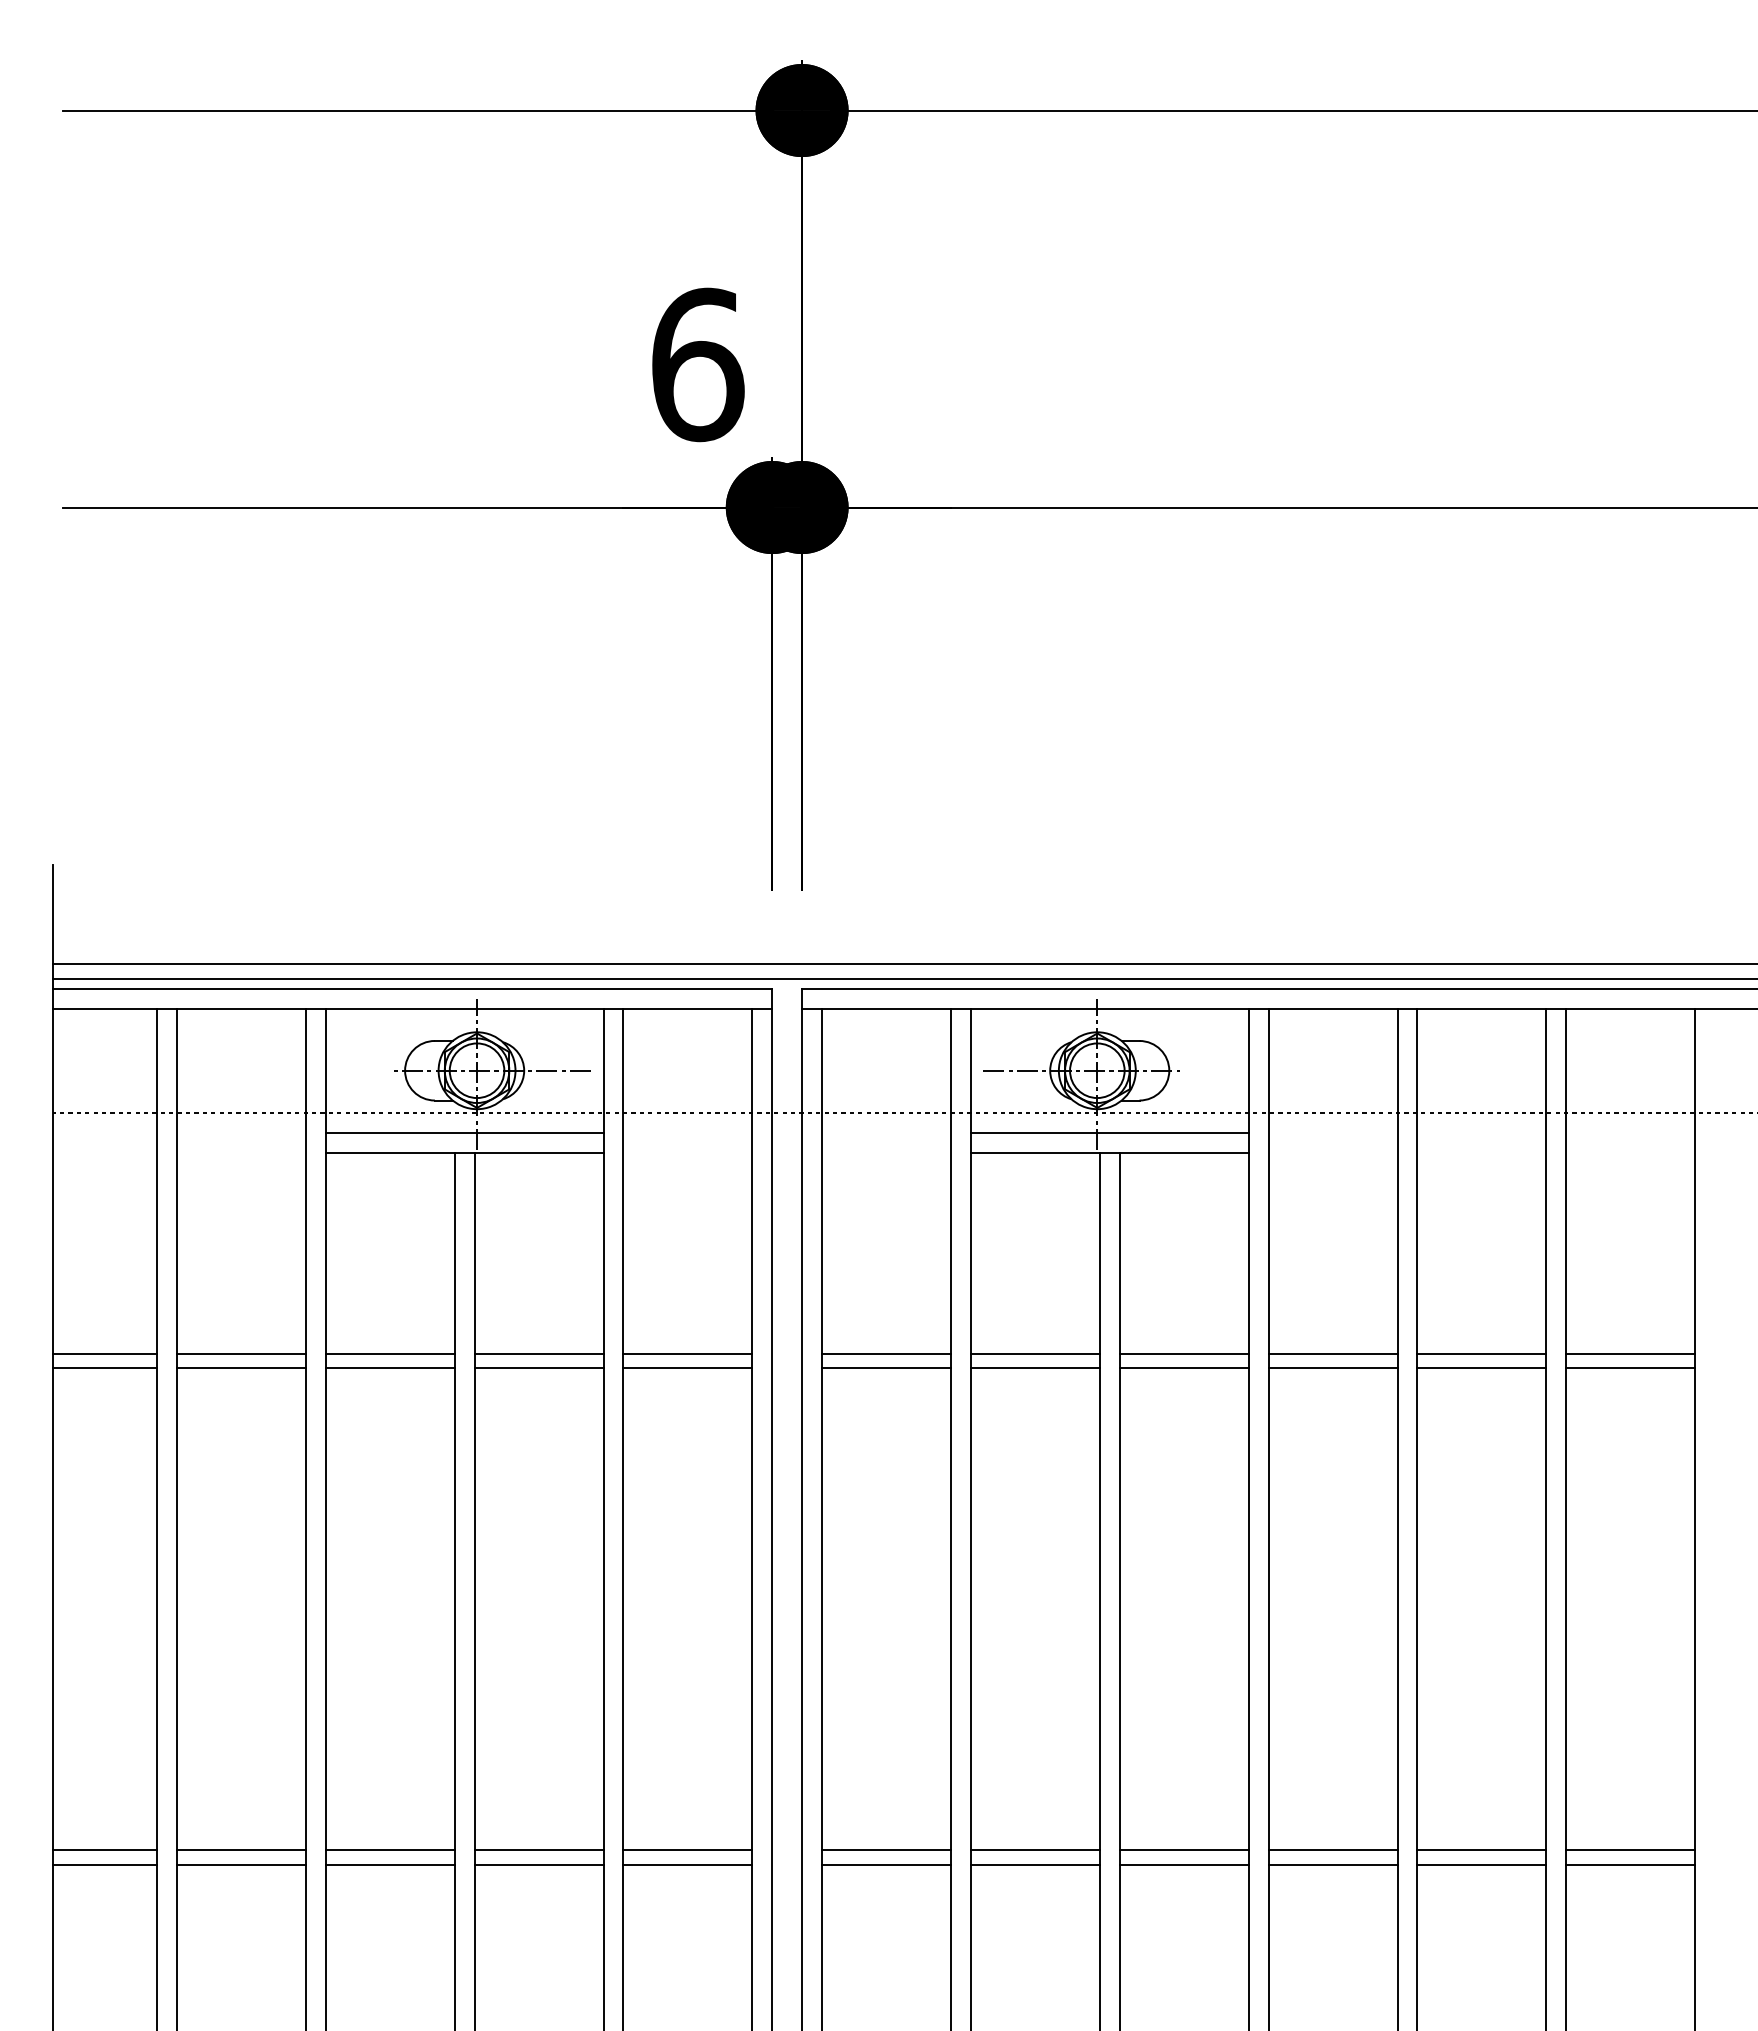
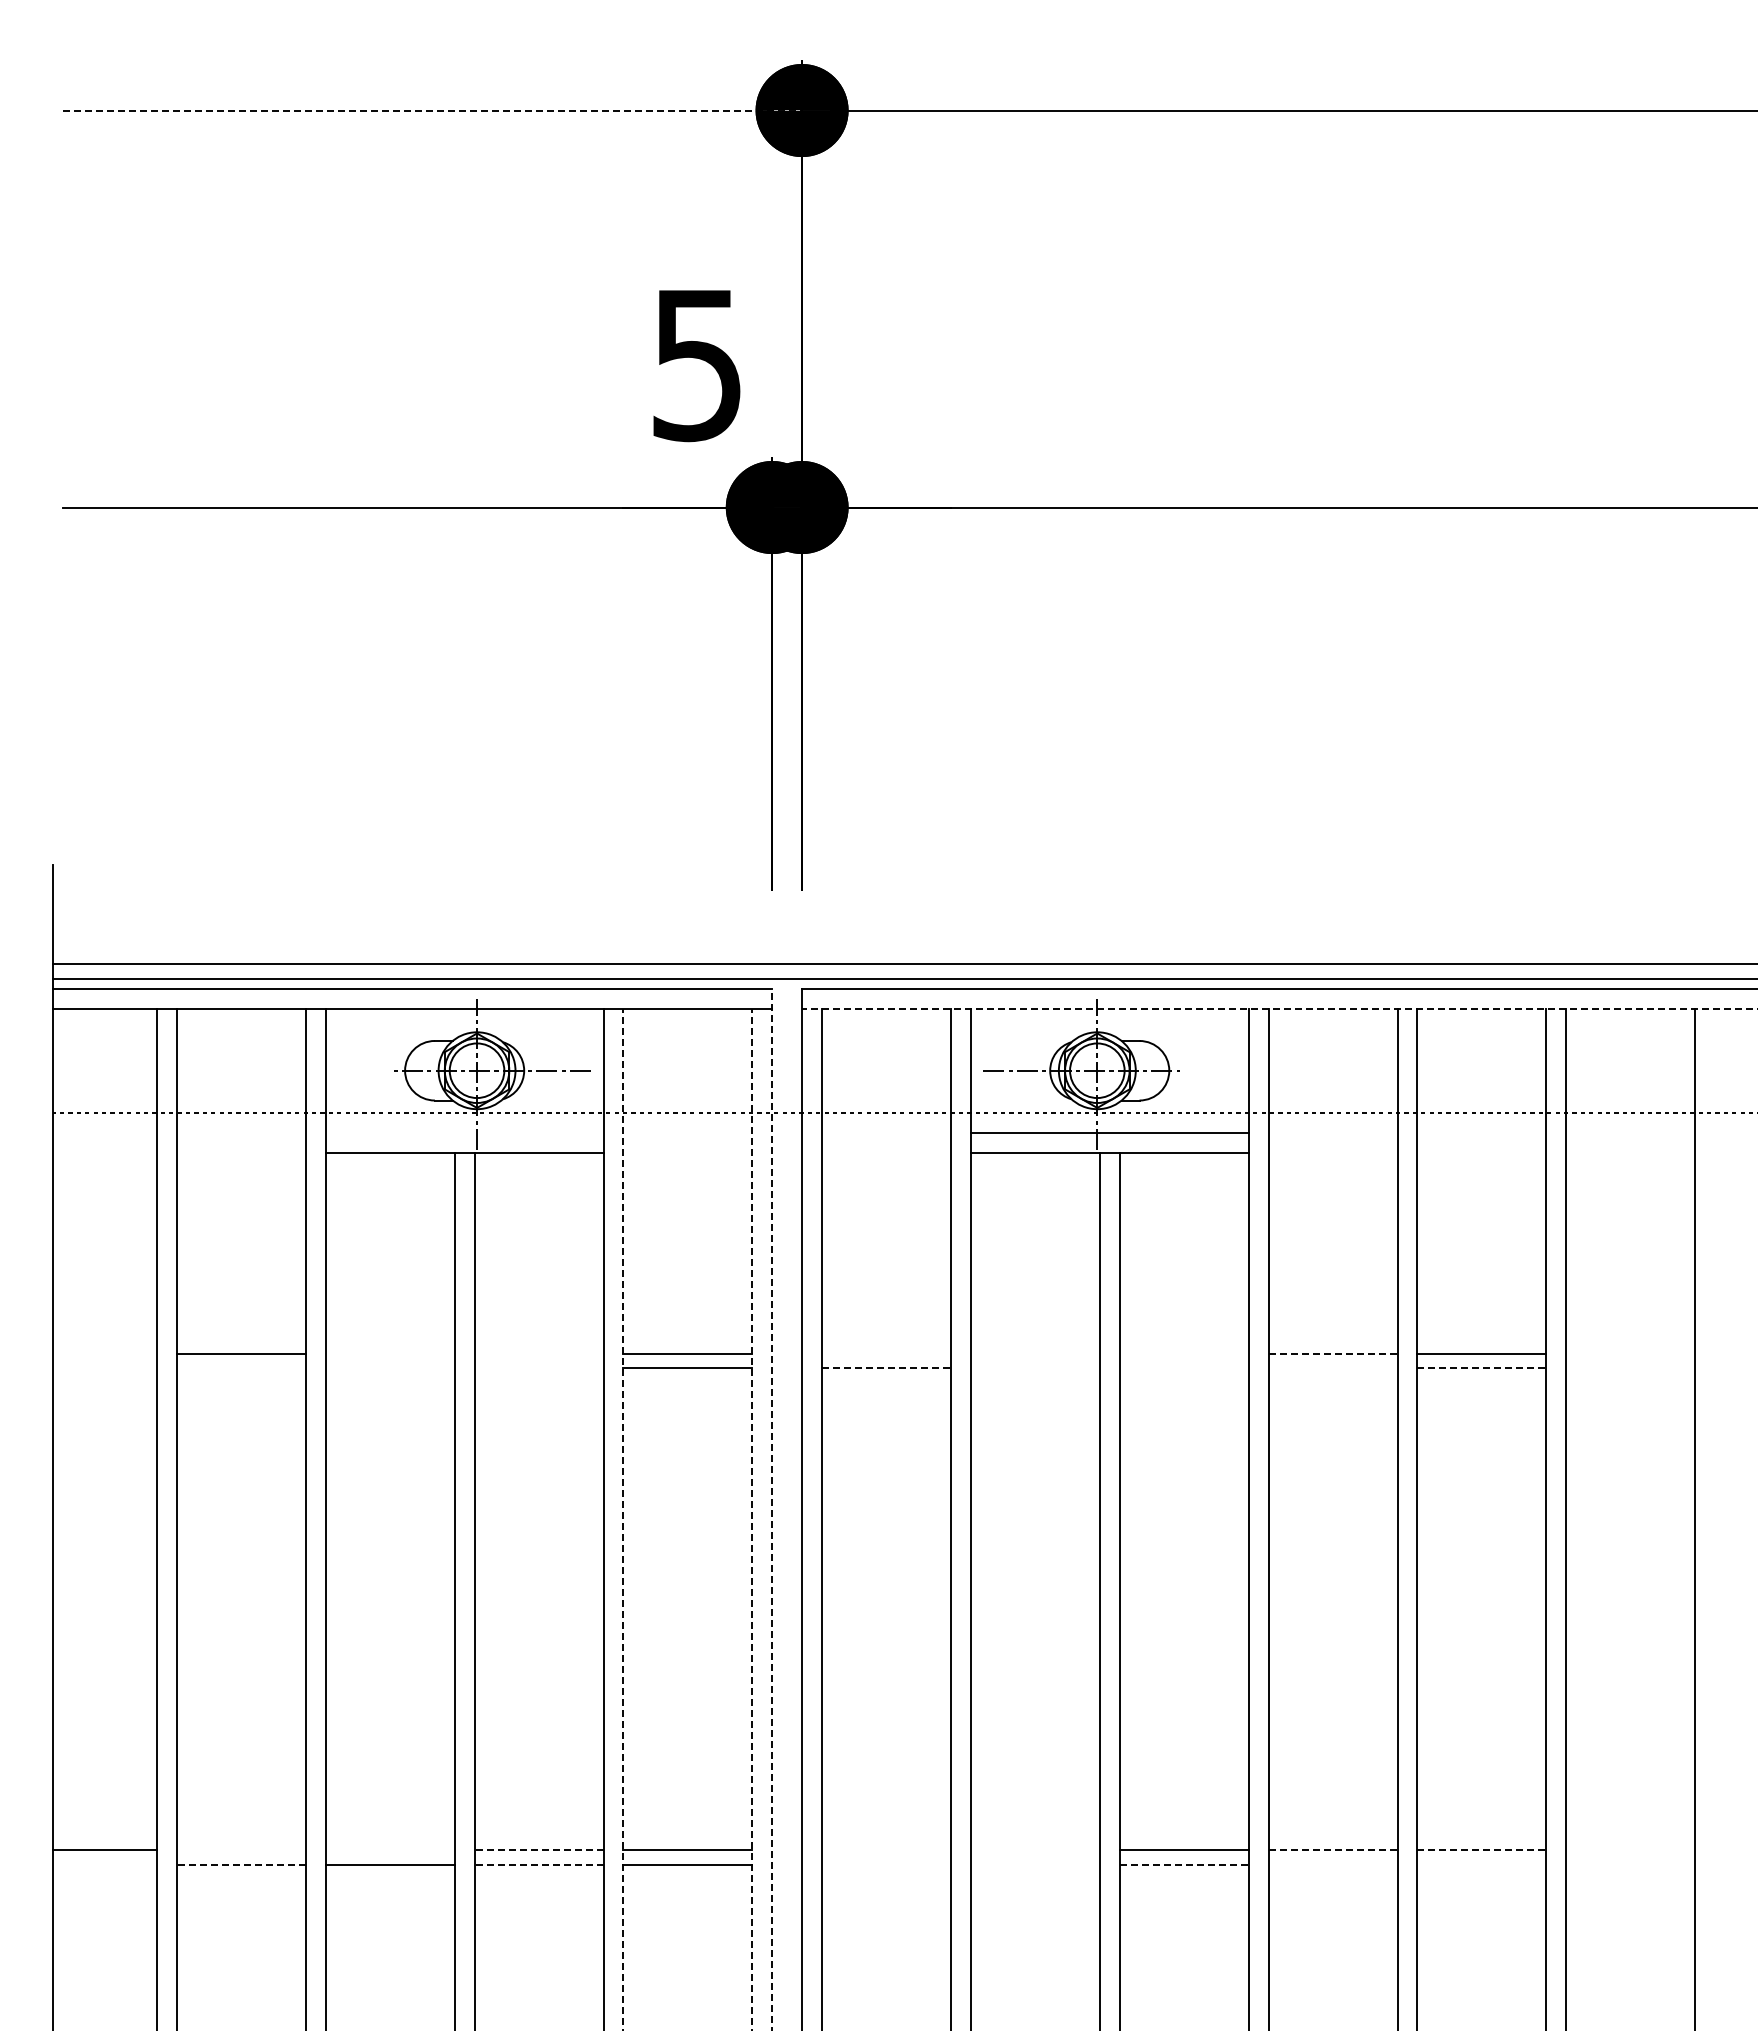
line: solid -> dashed (432, 110)
text: 6 -> 5 (698, 364)
line: solid -> dashed (1280, 1008)
line: present -> none (464, 1132)
line: present -> none (104, 1353)
line: present -> none (389, 1353)
line: present -> none (538, 1353)
line: present -> none (885, 1353)
line: present -> none (1034, 1353)
line: present -> none (1183, 1353)
line: solid -> dashed (1333, 1353)
line: present -> none (1630, 1353)
line: present -> none (104, 1368)
line: present -> none (240, 1368)
line: present -> none (389, 1368)
line: present -> none (538, 1368)
line: solid -> dashed (886, 1368)
line: present -> none (1034, 1368)
line: present -> none (1183, 1368)
line: present -> none (1332, 1368)
line: solid -> dashed (1481, 1368)
line: present -> none (1630, 1368)
line: solid -> dashed (772, 1509)
line: solid -> dashed (623, 1519)
line: solid -> dashed (752, 1519)
line: present -> none (240, 1849)
line: present -> none (389, 1849)
line: solid -> dashed (539, 1849)
line: present -> none (885, 1849)
line: present -> none (1034, 1849)
line: solid -> dashed (1333, 1849)
line: solid -> dashed (1481, 1849)
line: present -> none (1630, 1849)
line: present -> none (104, 1864)
line: solid -> dashed (241, 1864)
line: solid -> dashed (539, 1864)
line: present -> none (885, 1864)
line: present -> none (1034, 1864)
line: solid -> dashed (1184, 1864)
line: present -> none (1332, 1864)
line: present -> none (1481, 1864)
line: present -> none (1630, 1864)
